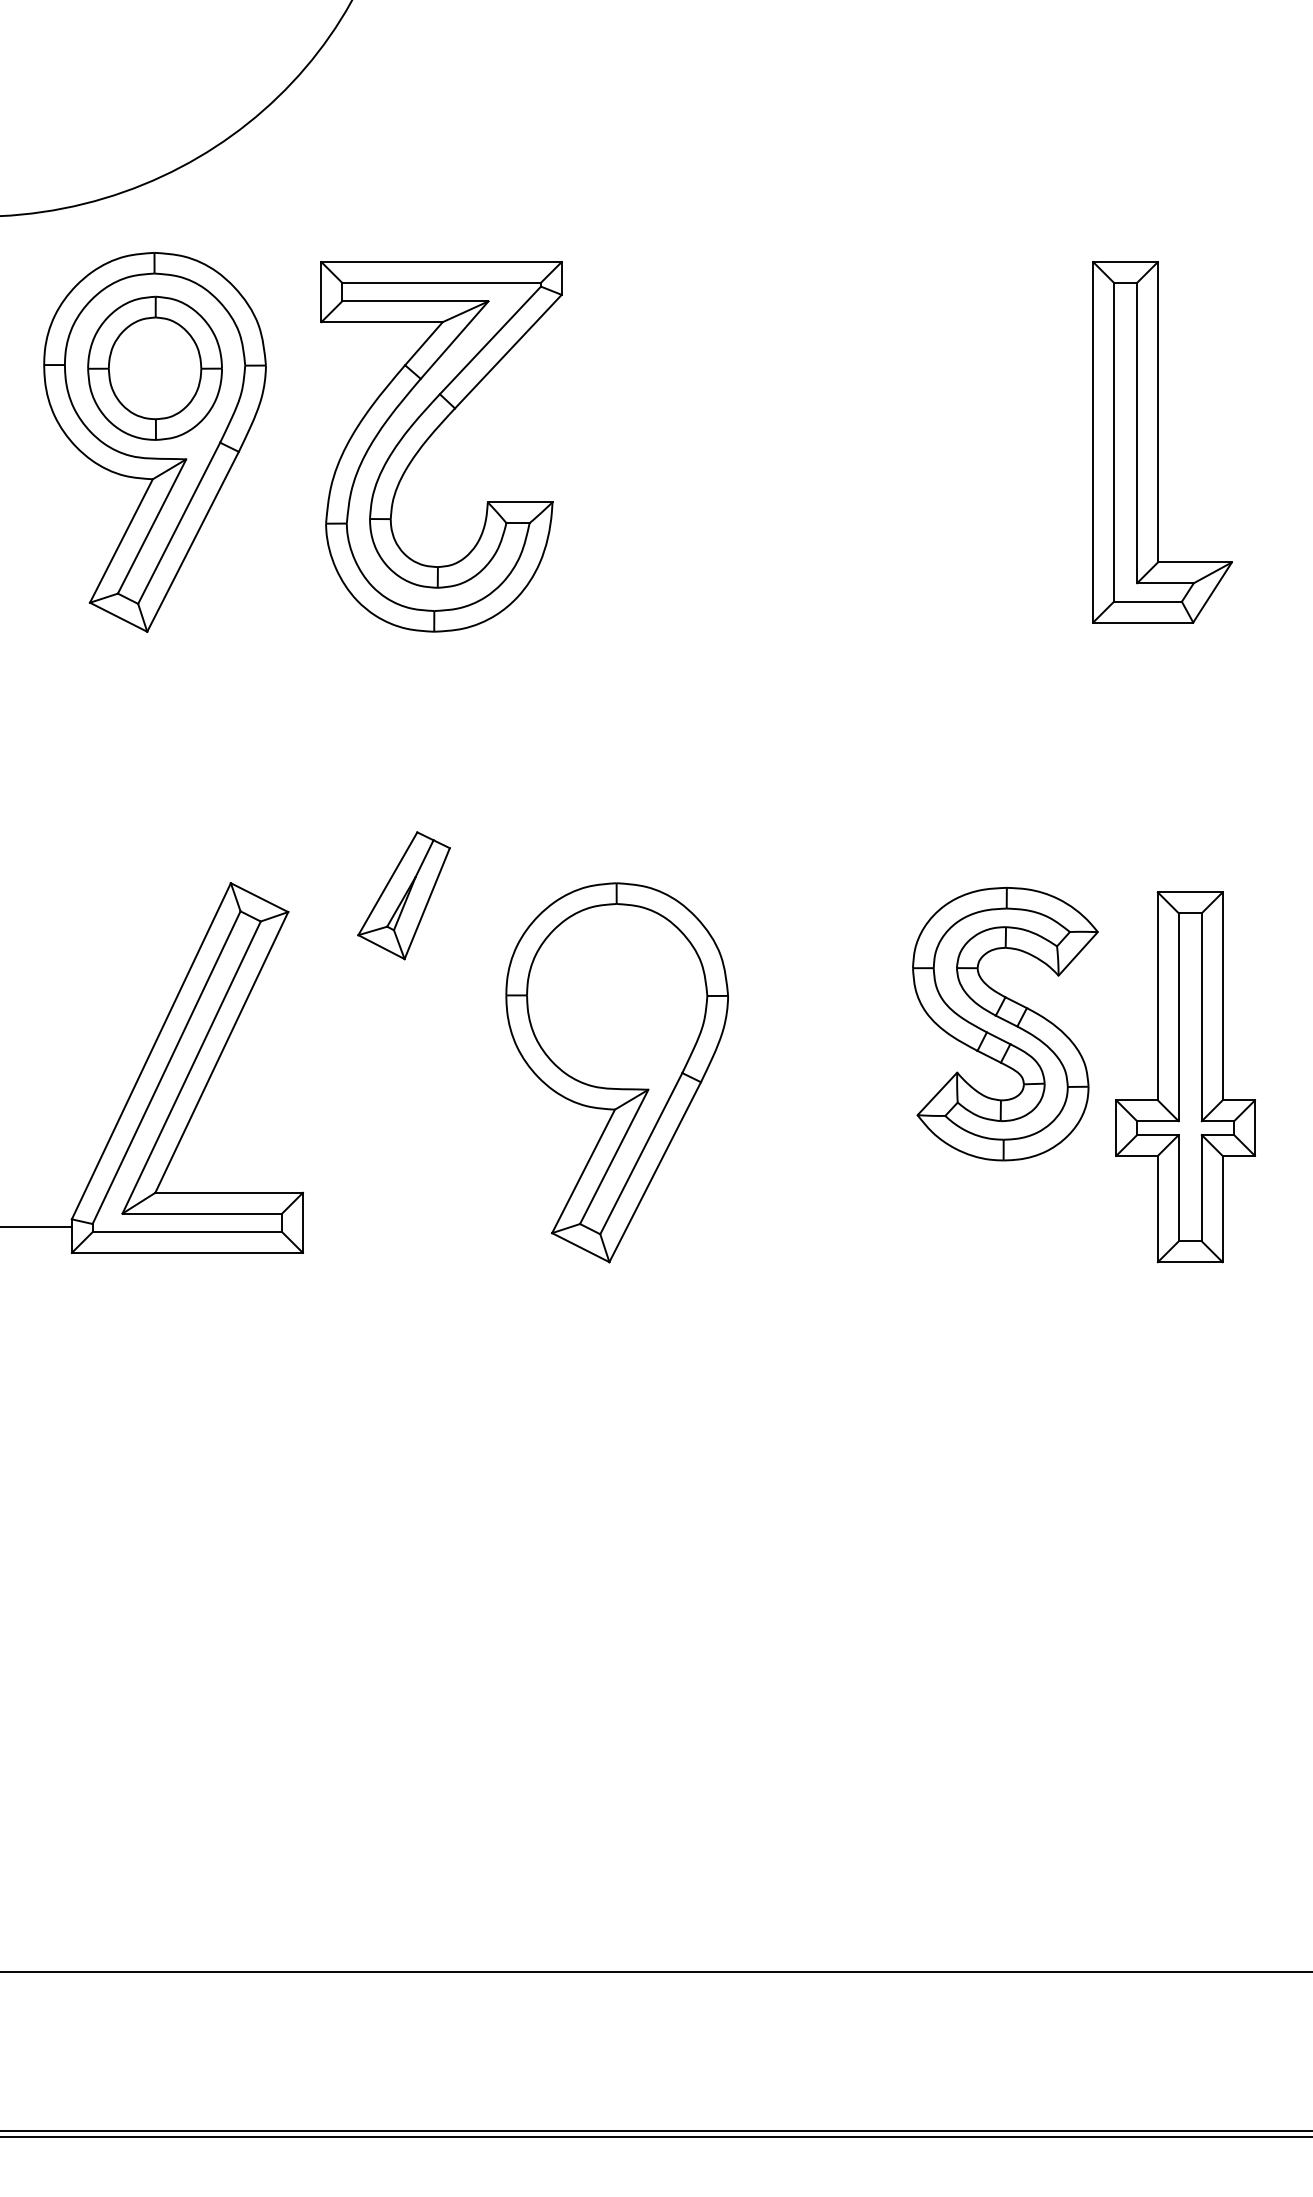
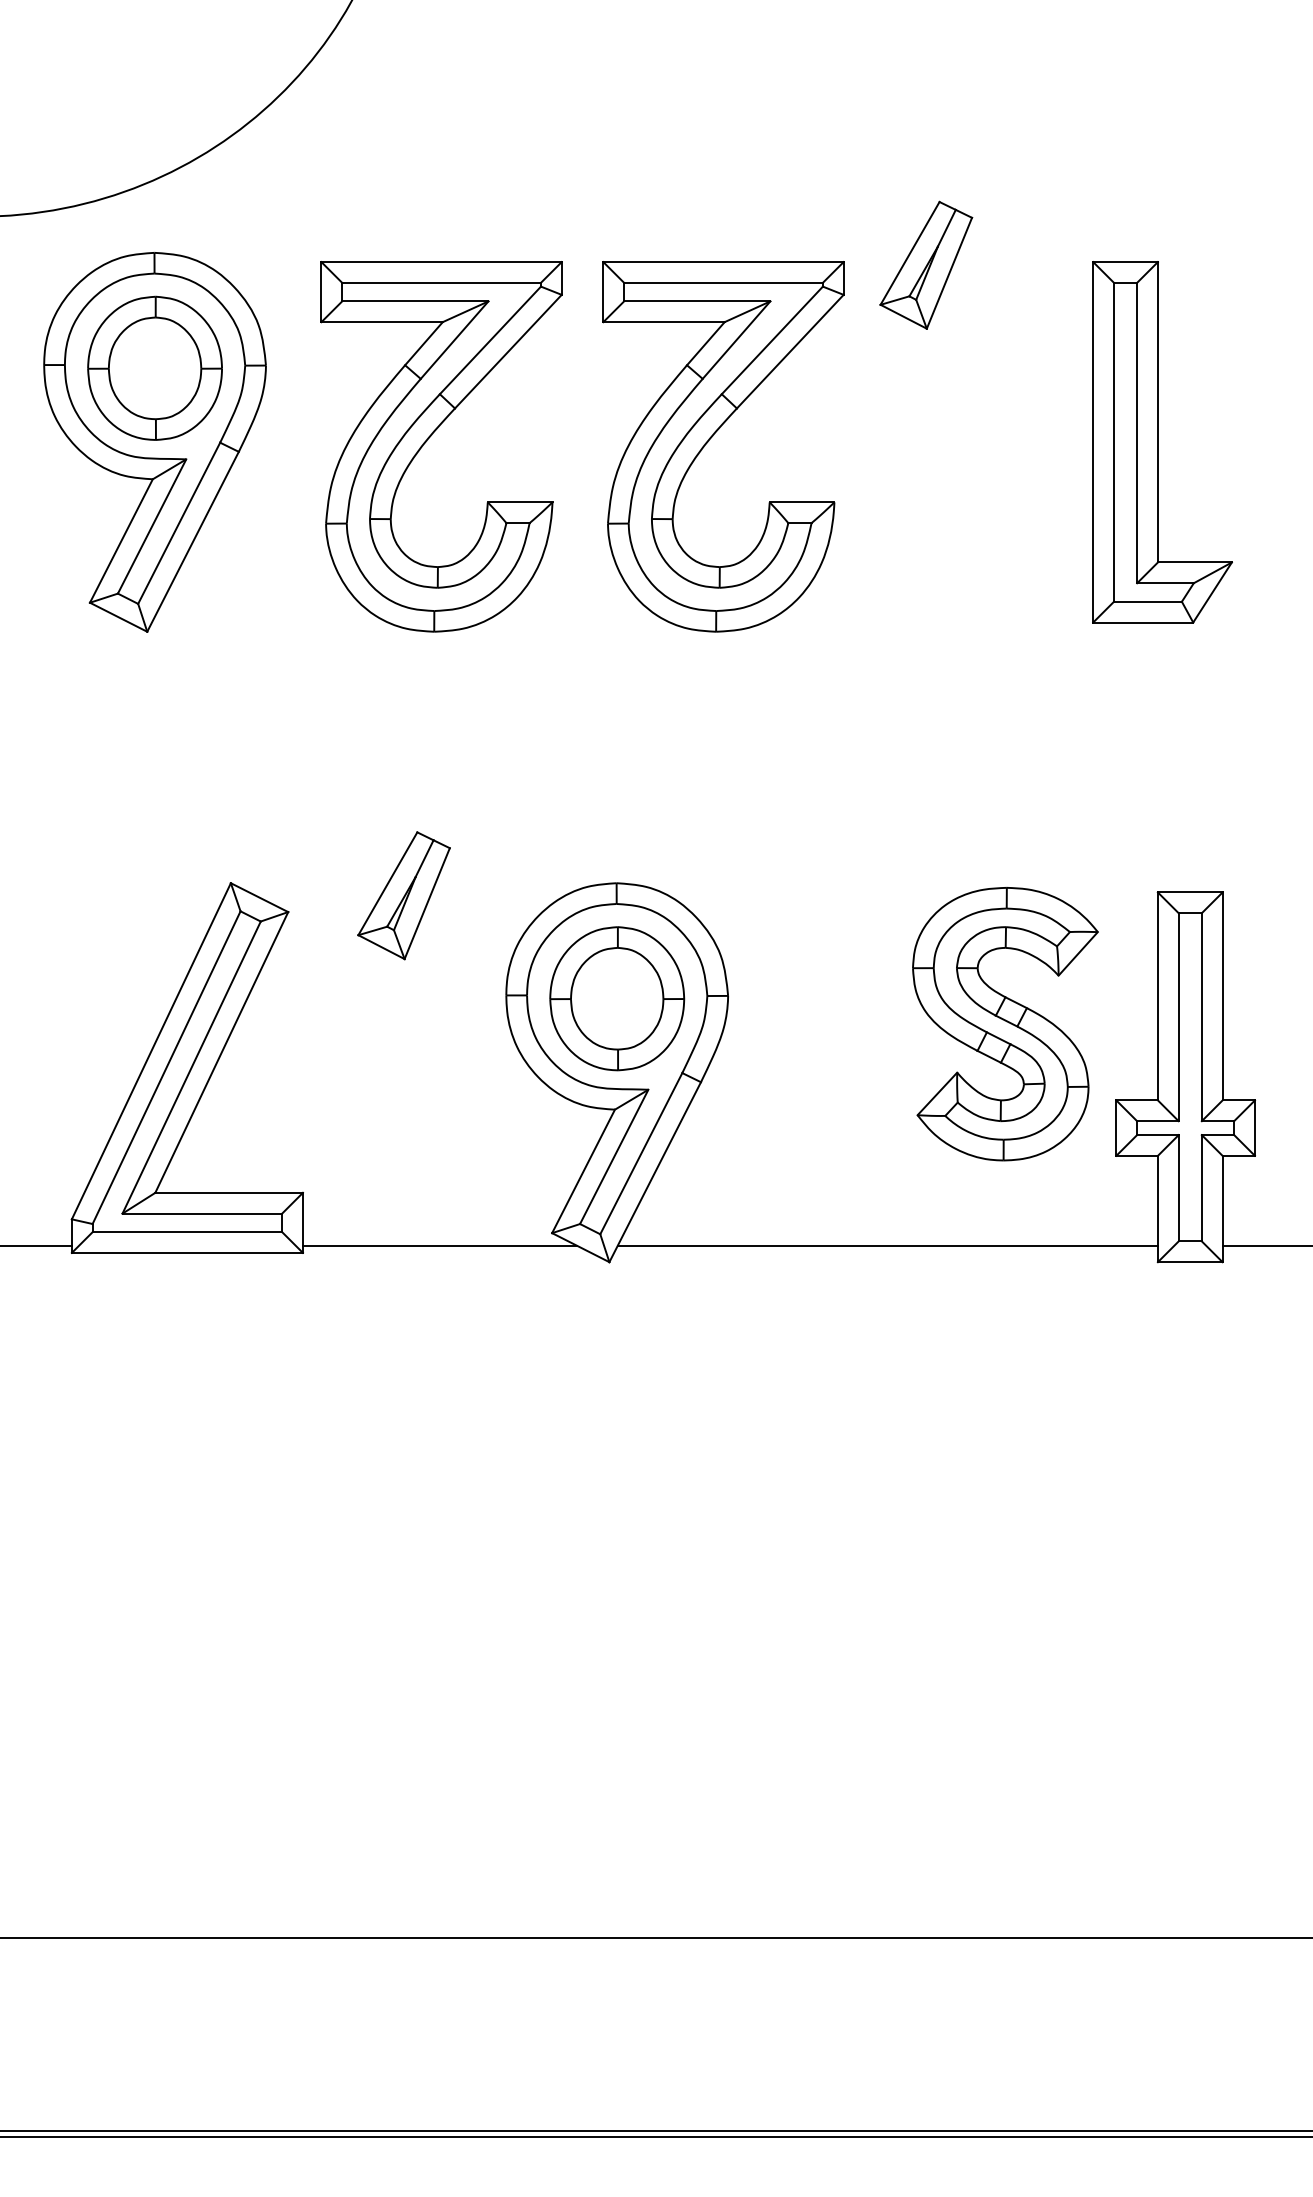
part: none -> present (926, 264)
part: none -> present (713, 436)
part: none -> present (617, 998)
line position: (36, 1226) -> (36, 1245) (36, 1245)
line: none -> present (439, 1245)
line: none -> present (887, 1245)
line: none -> present (1265, 1245)
line position: (655, 1971) -> (655, 1937) (655, 1937)
